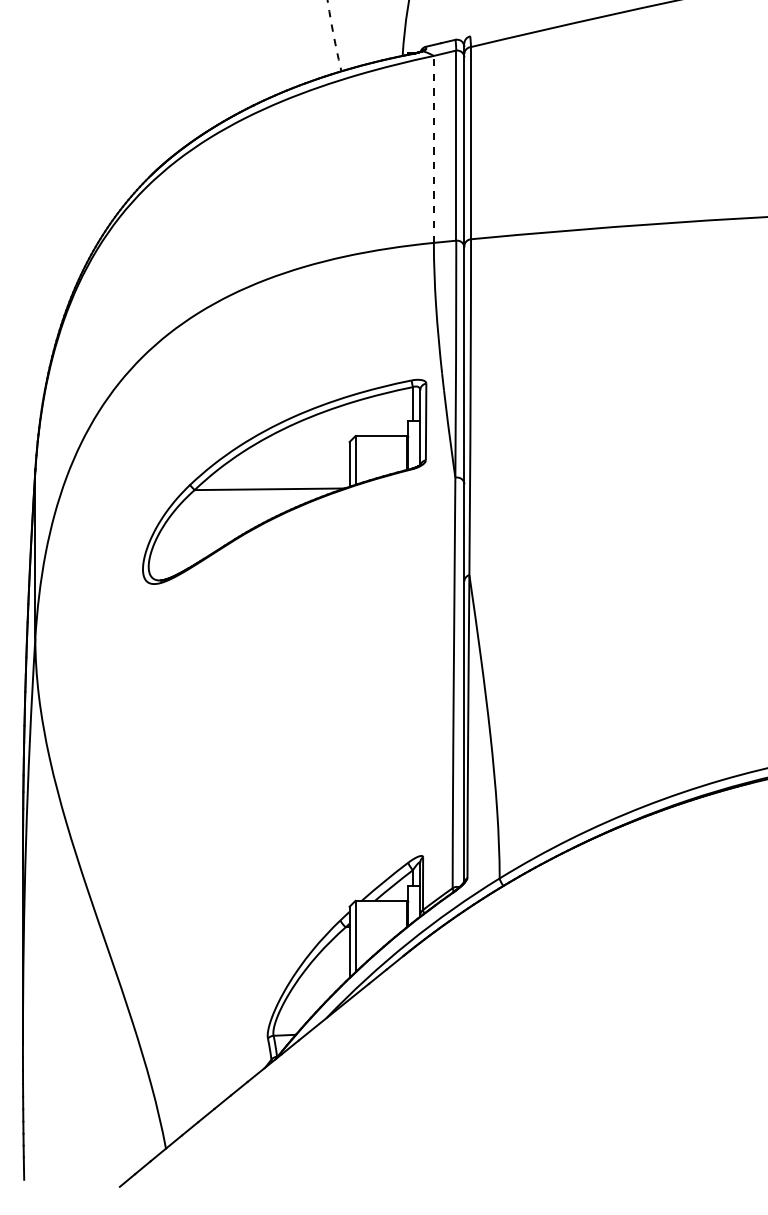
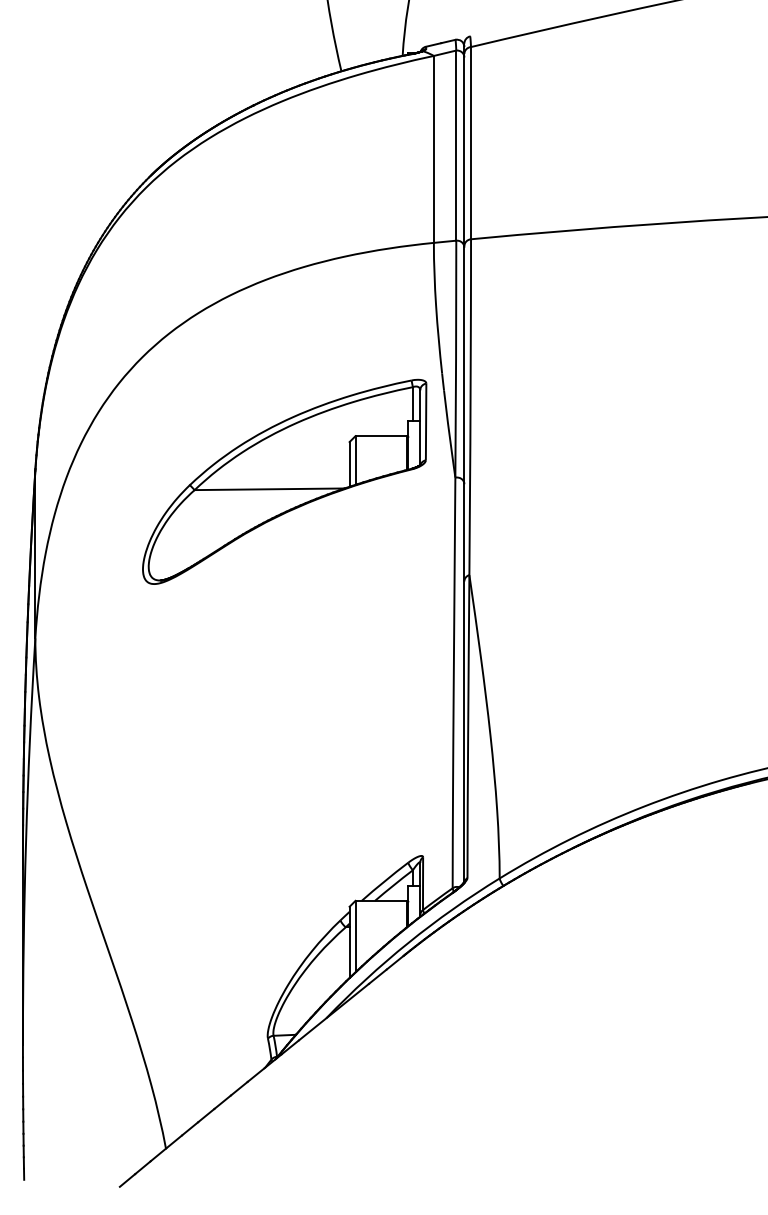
arc: dashed -> solid (333, 36)
line: dashed -> solid (433, 148)
